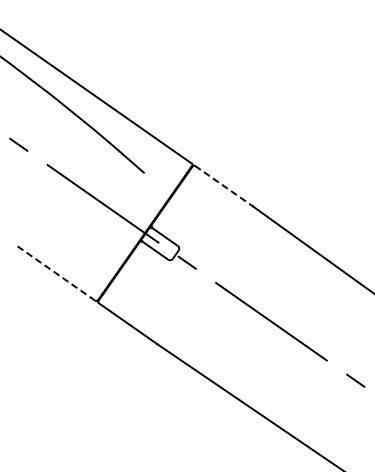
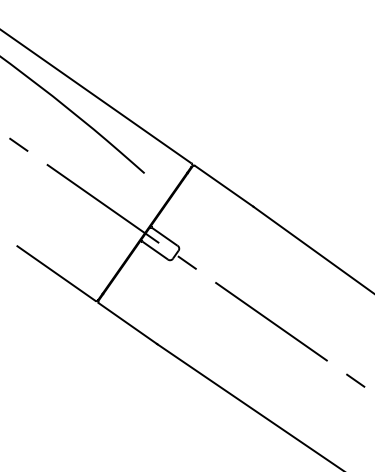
line: dashed -> solid (224, 186)
line: dashed -> solid (56, 273)
